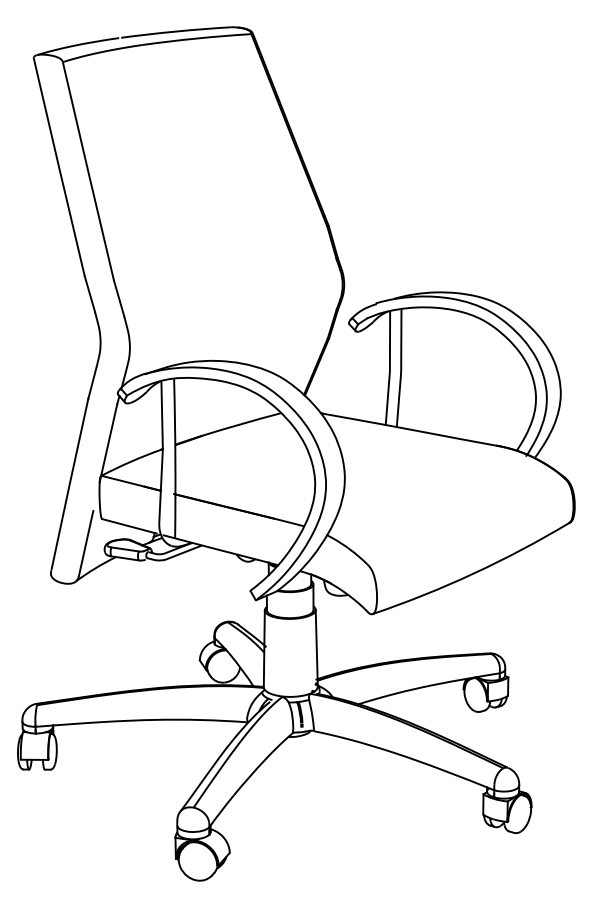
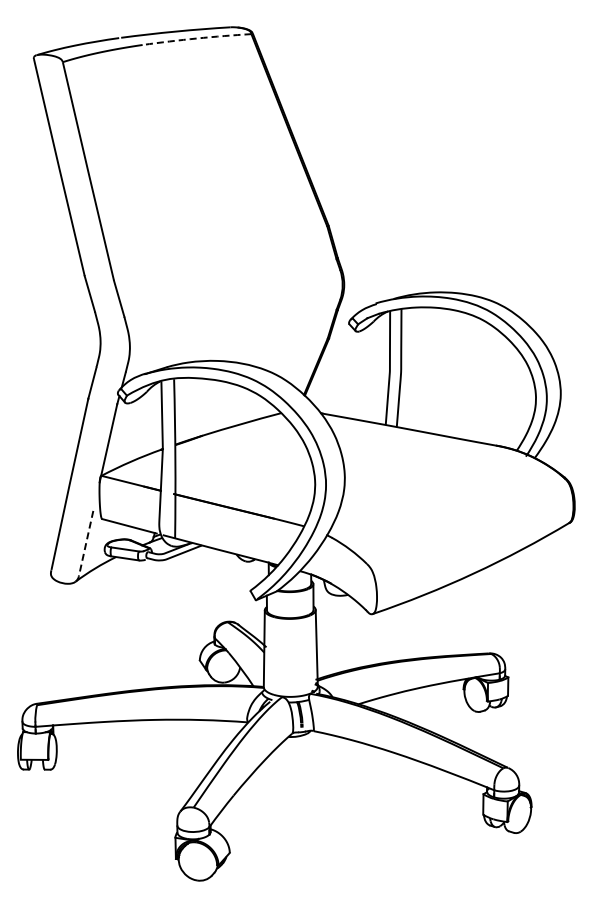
arc: solid -> dashed (196, 38)
line: solid -> dashed (86, 544)
